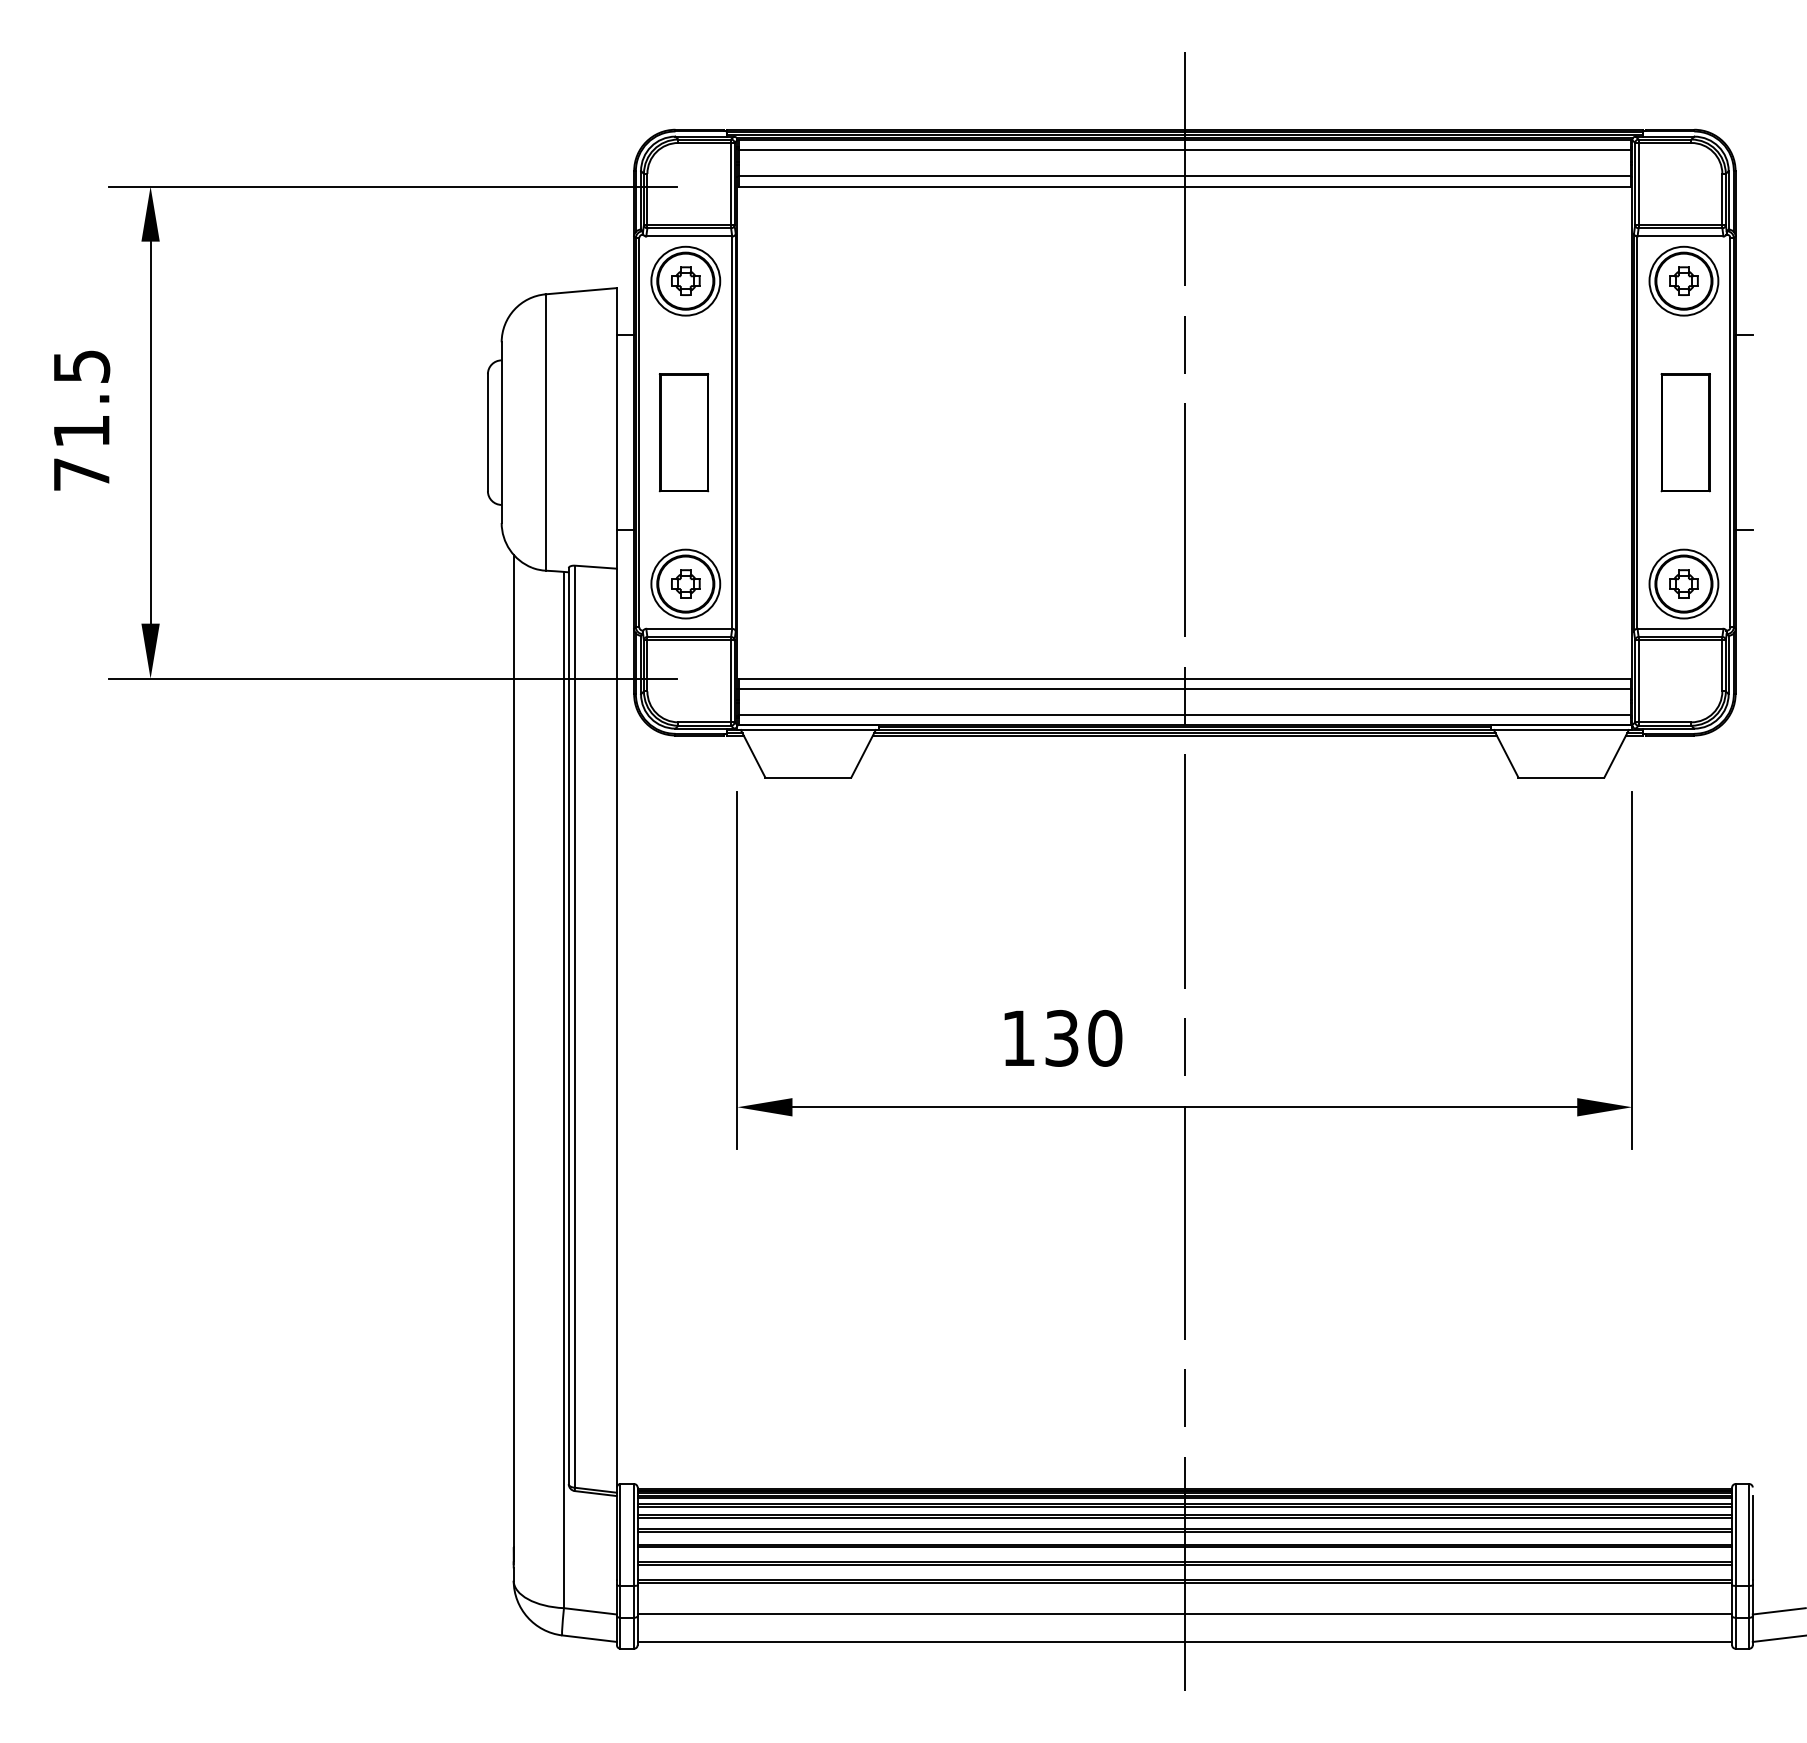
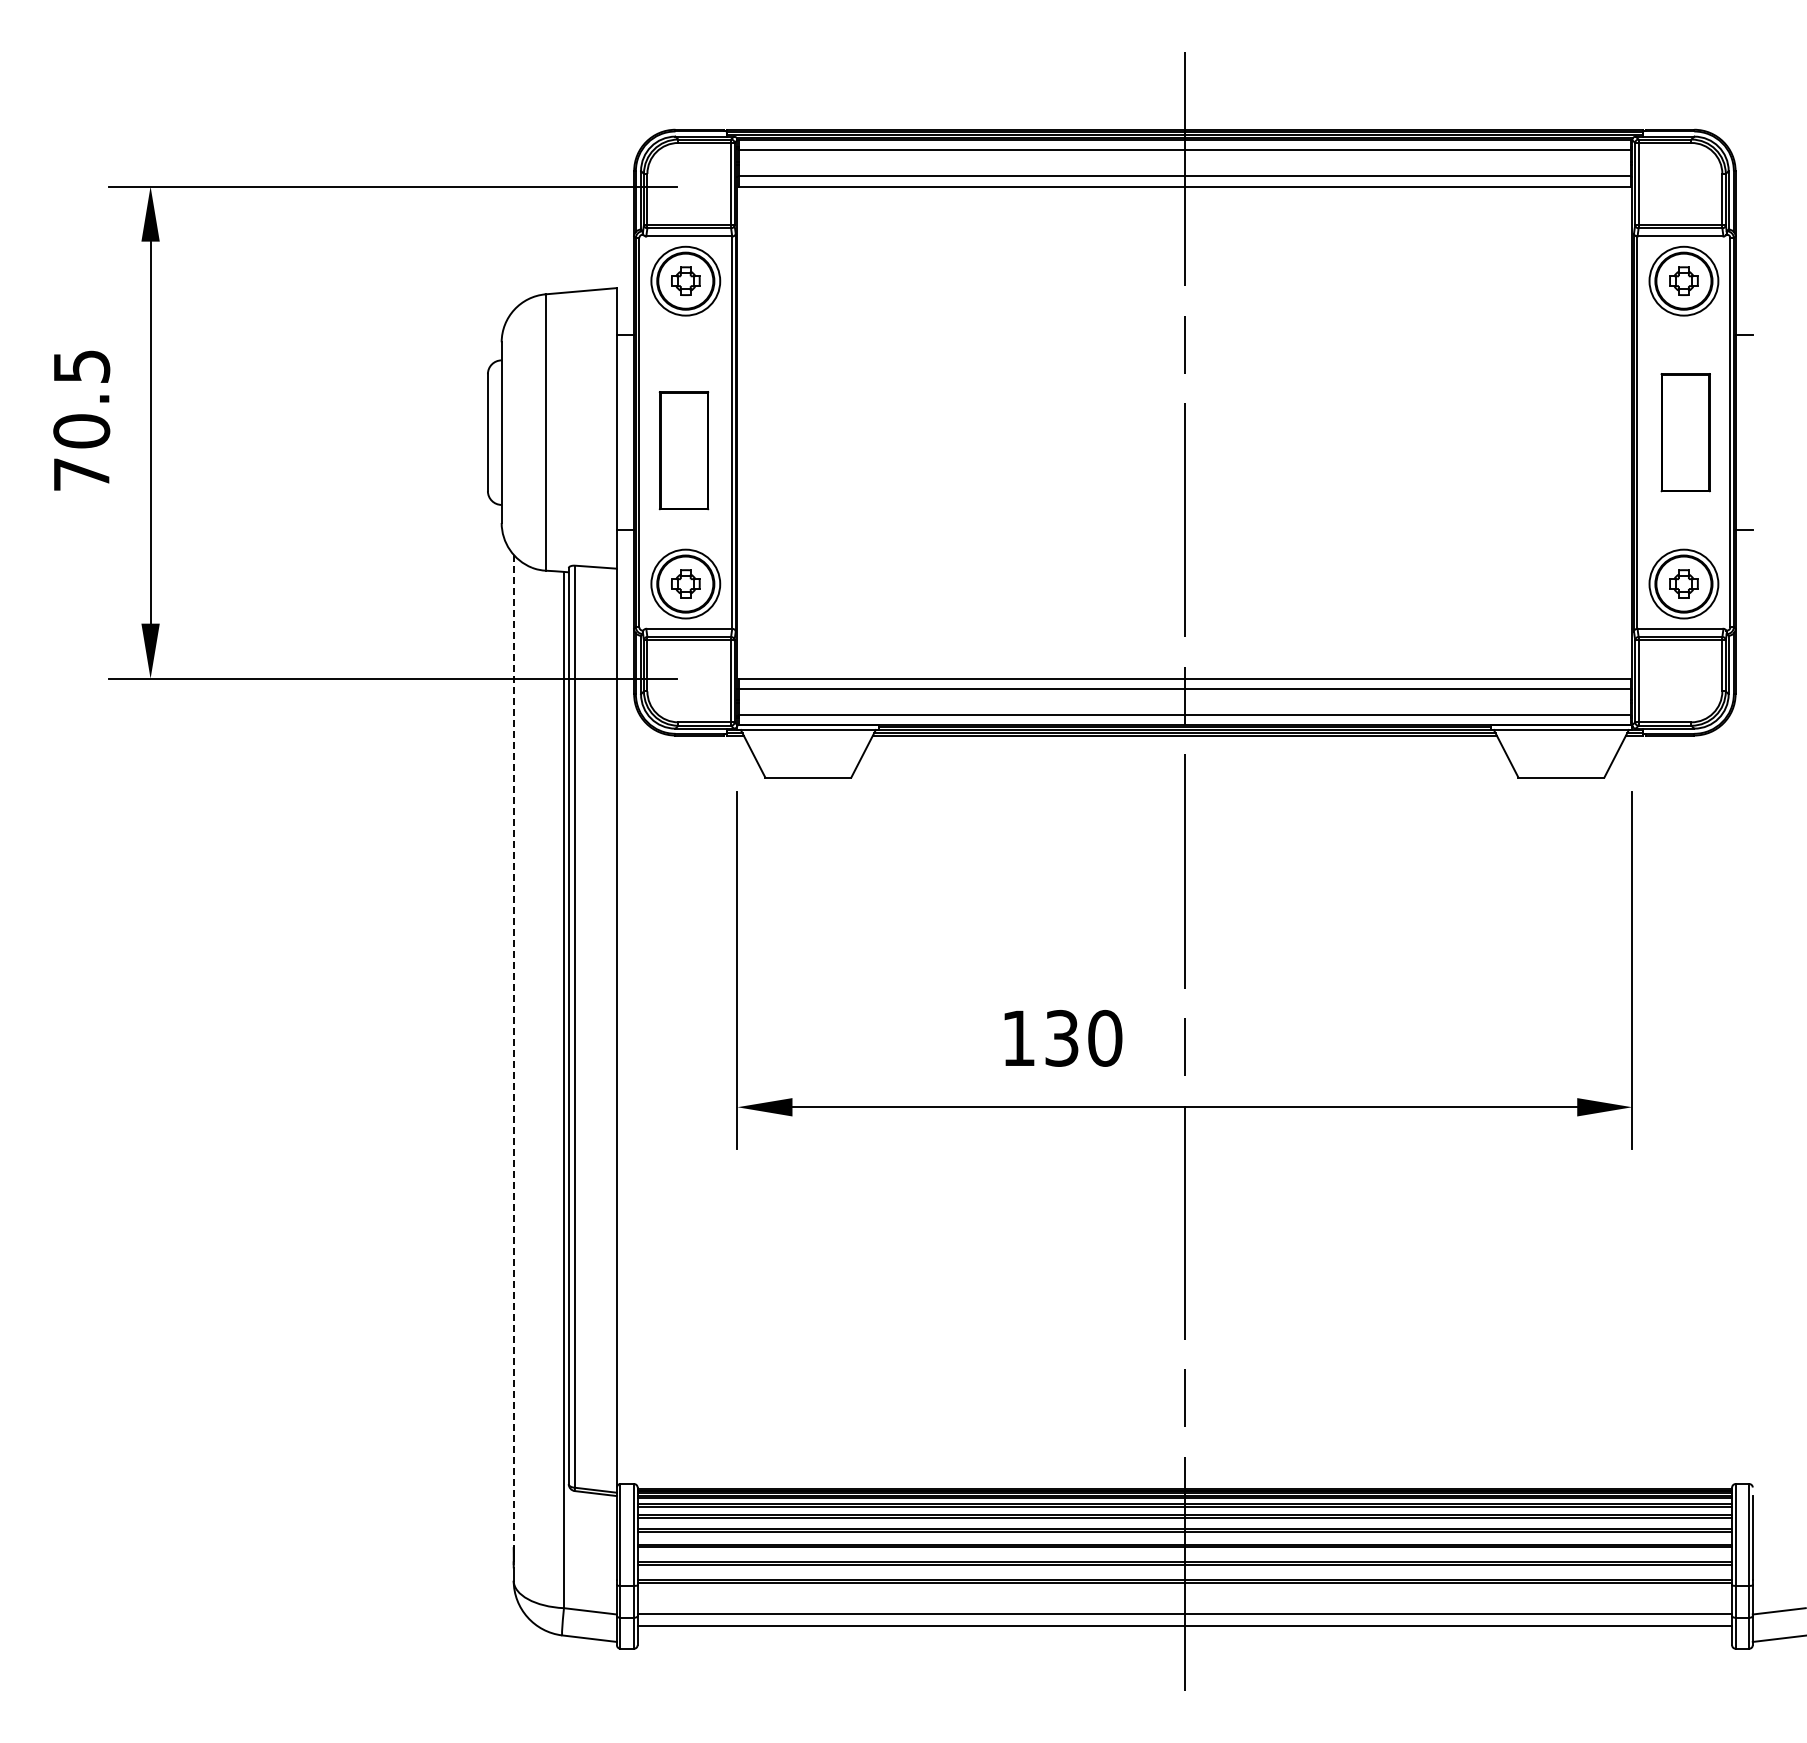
text: 71.5 -> 70.5 (81, 431)
part position: (683, 432) -> (683, 450) (683, 450)
line: solid -> dashed (513, 1051)
line position: (1184, 1641) -> (1184, 1625) (1184, 1625)
